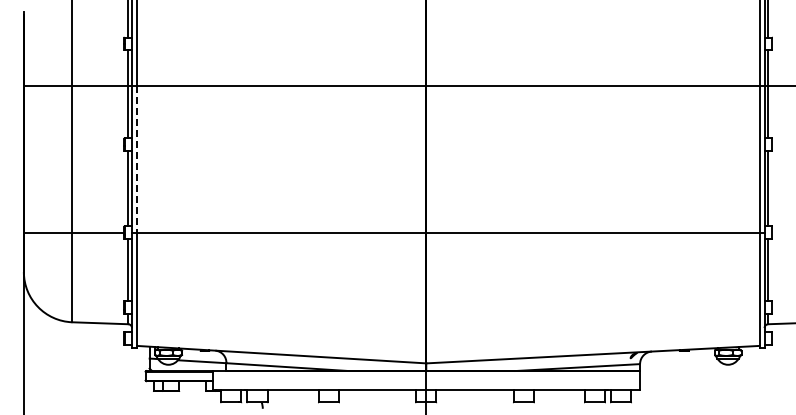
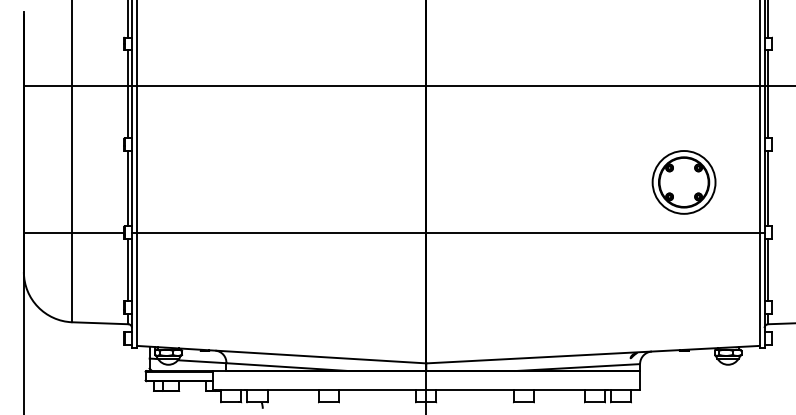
line: dashed -> solid (137, 159)
part: none -> present (683, 182)
